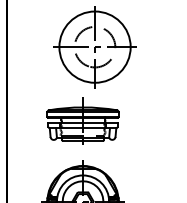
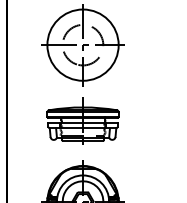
part position: (94, 47) -> (82, 45) (82, 45)
